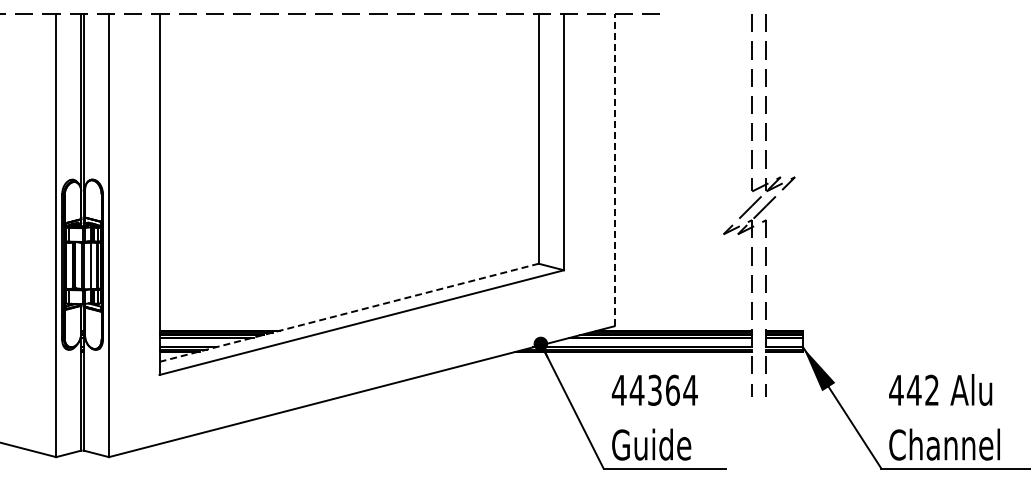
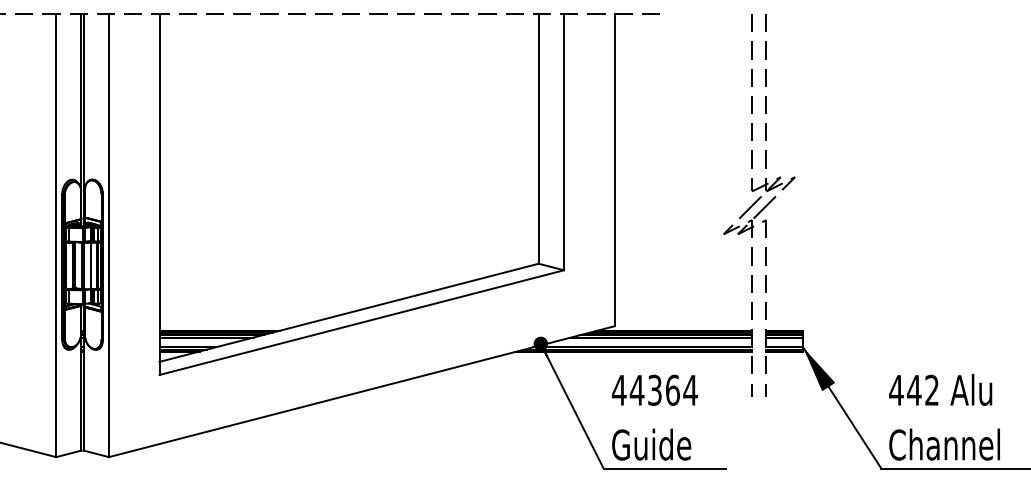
line: dashed -> solid (614, 169)
line: dashed -> solid (349, 312)
